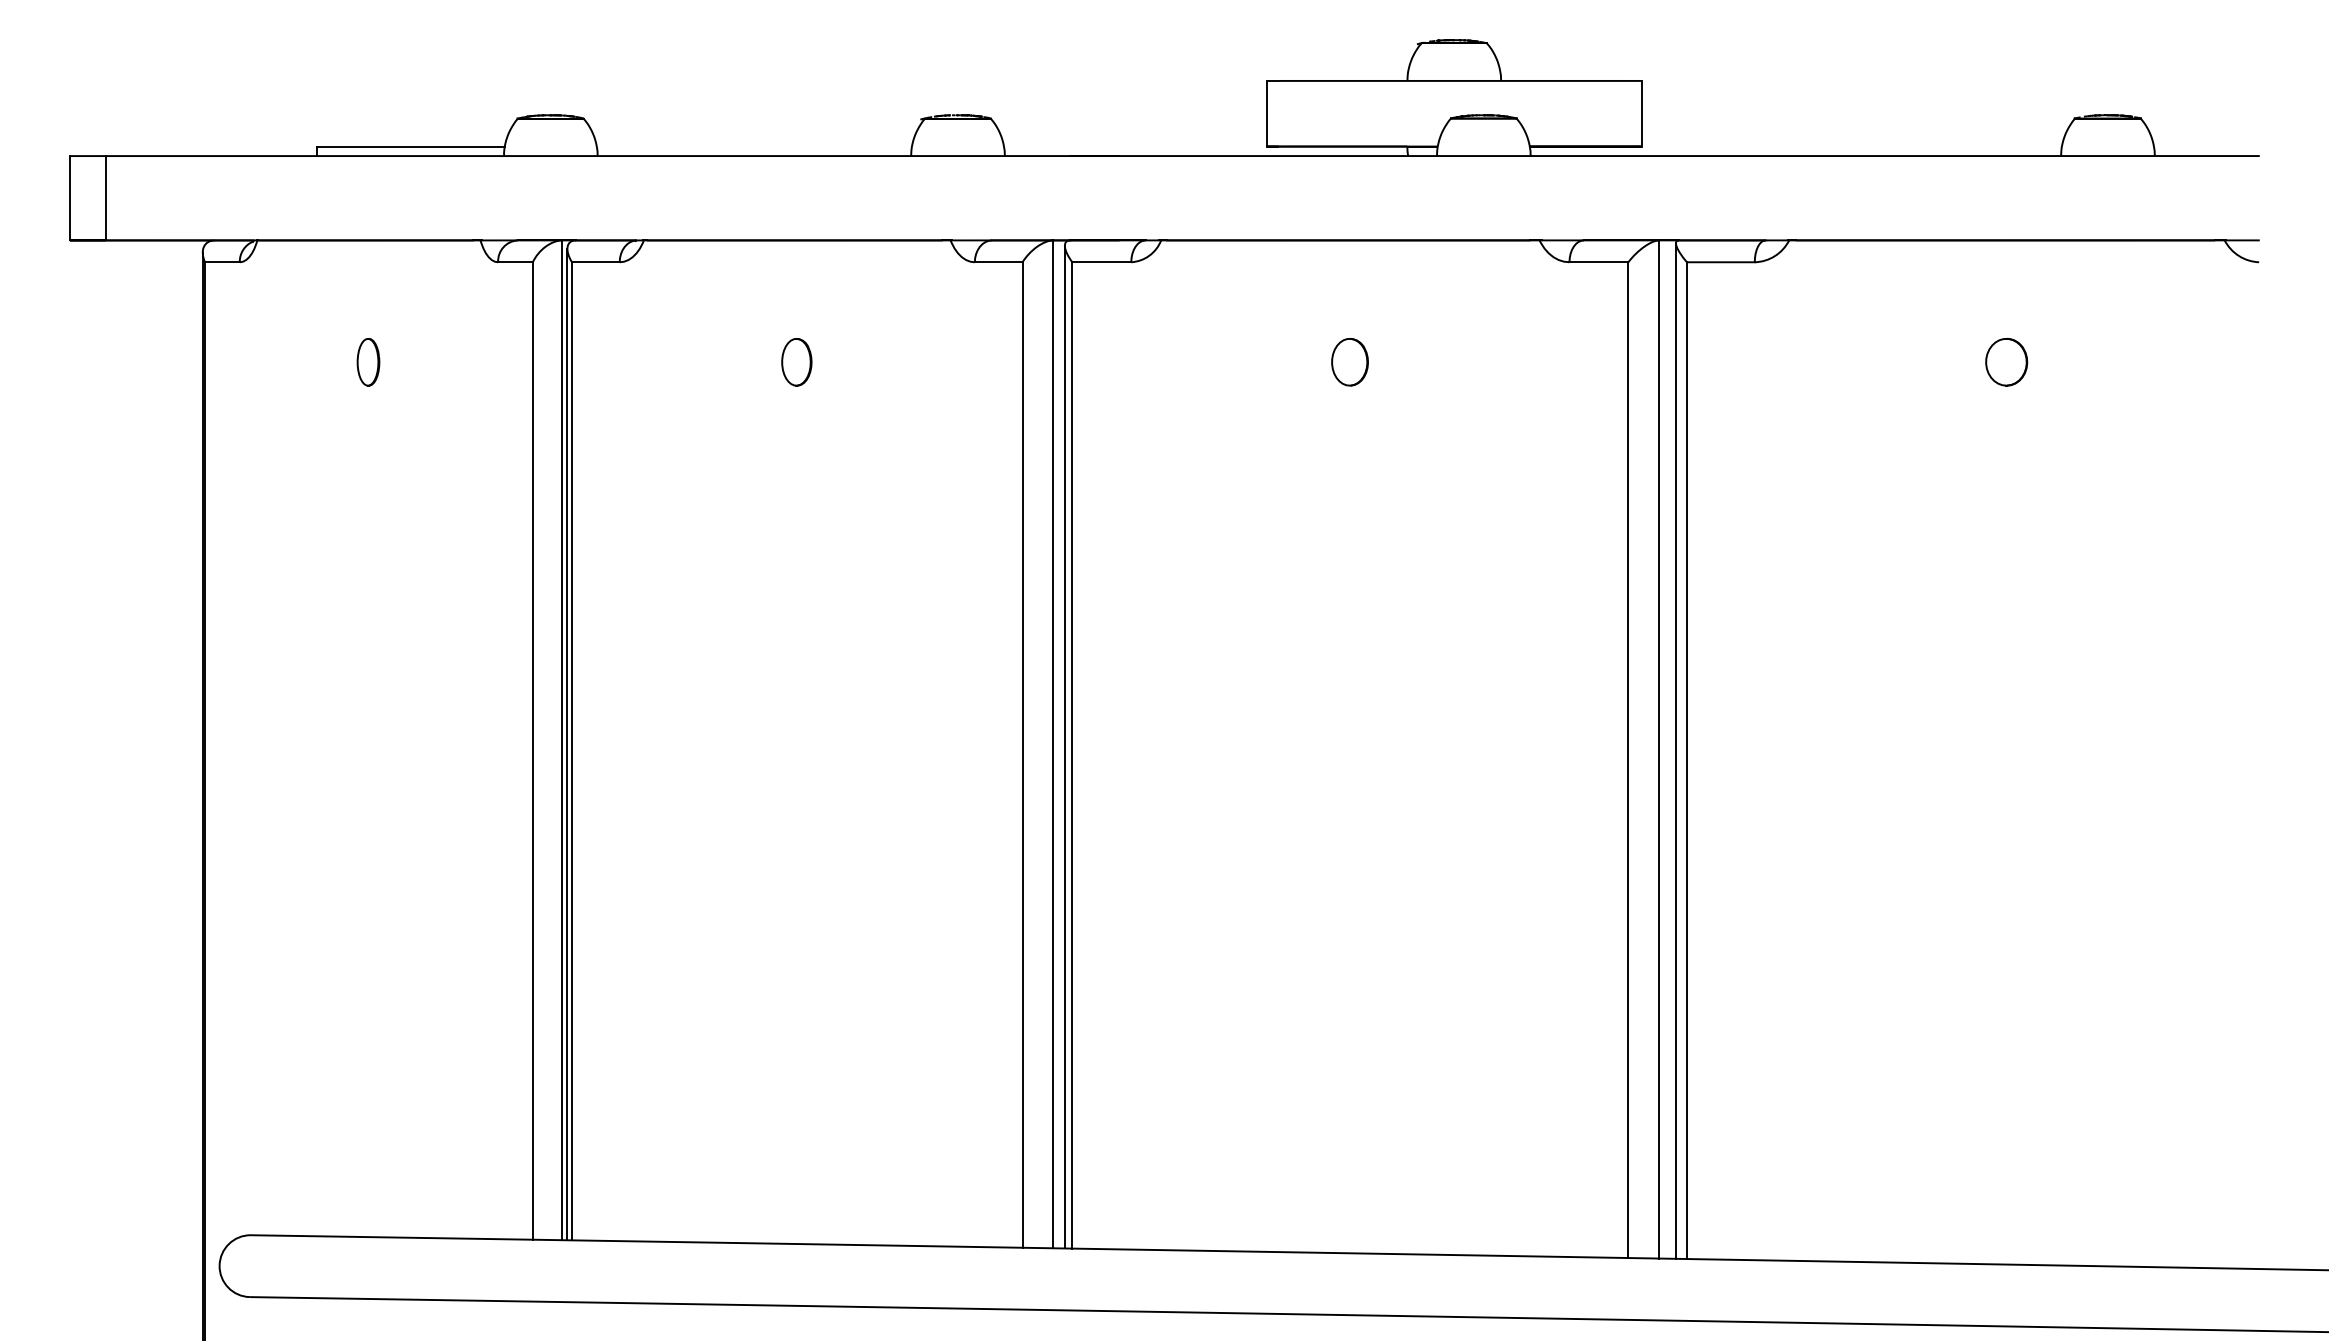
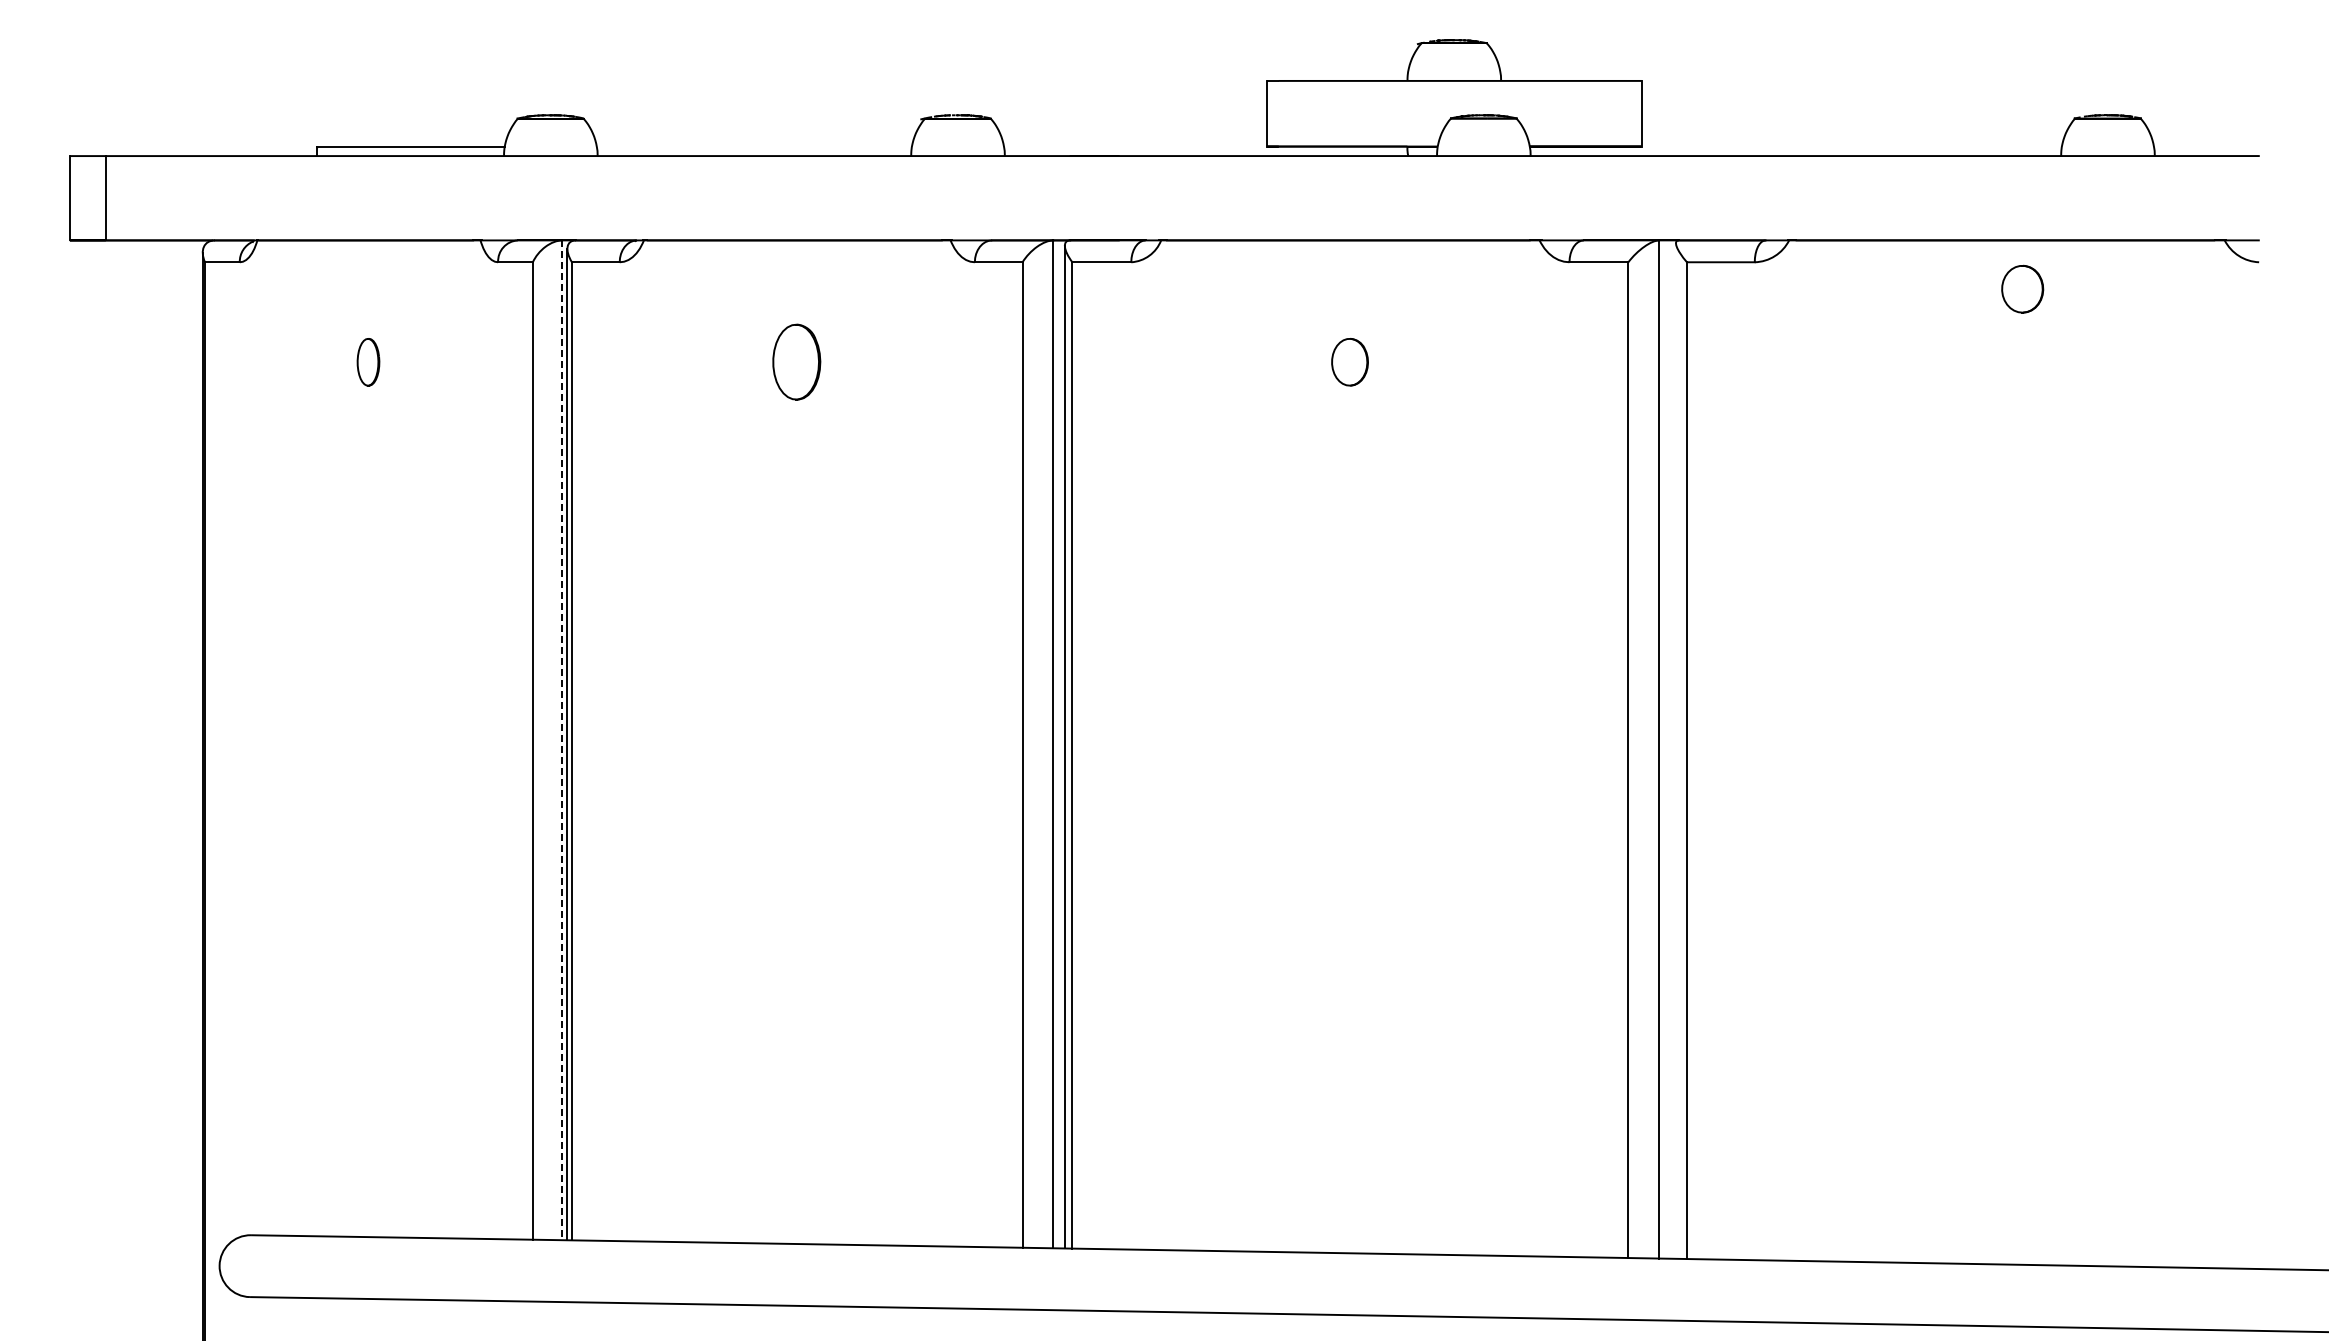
part position: (2006, 361) -> (2022, 288) (2022, 288)
part size: 32x49 px -> 50x78 px (796, 361)
line: solid -> dashed (562, 740)
line: present -> none (1675, 750)
